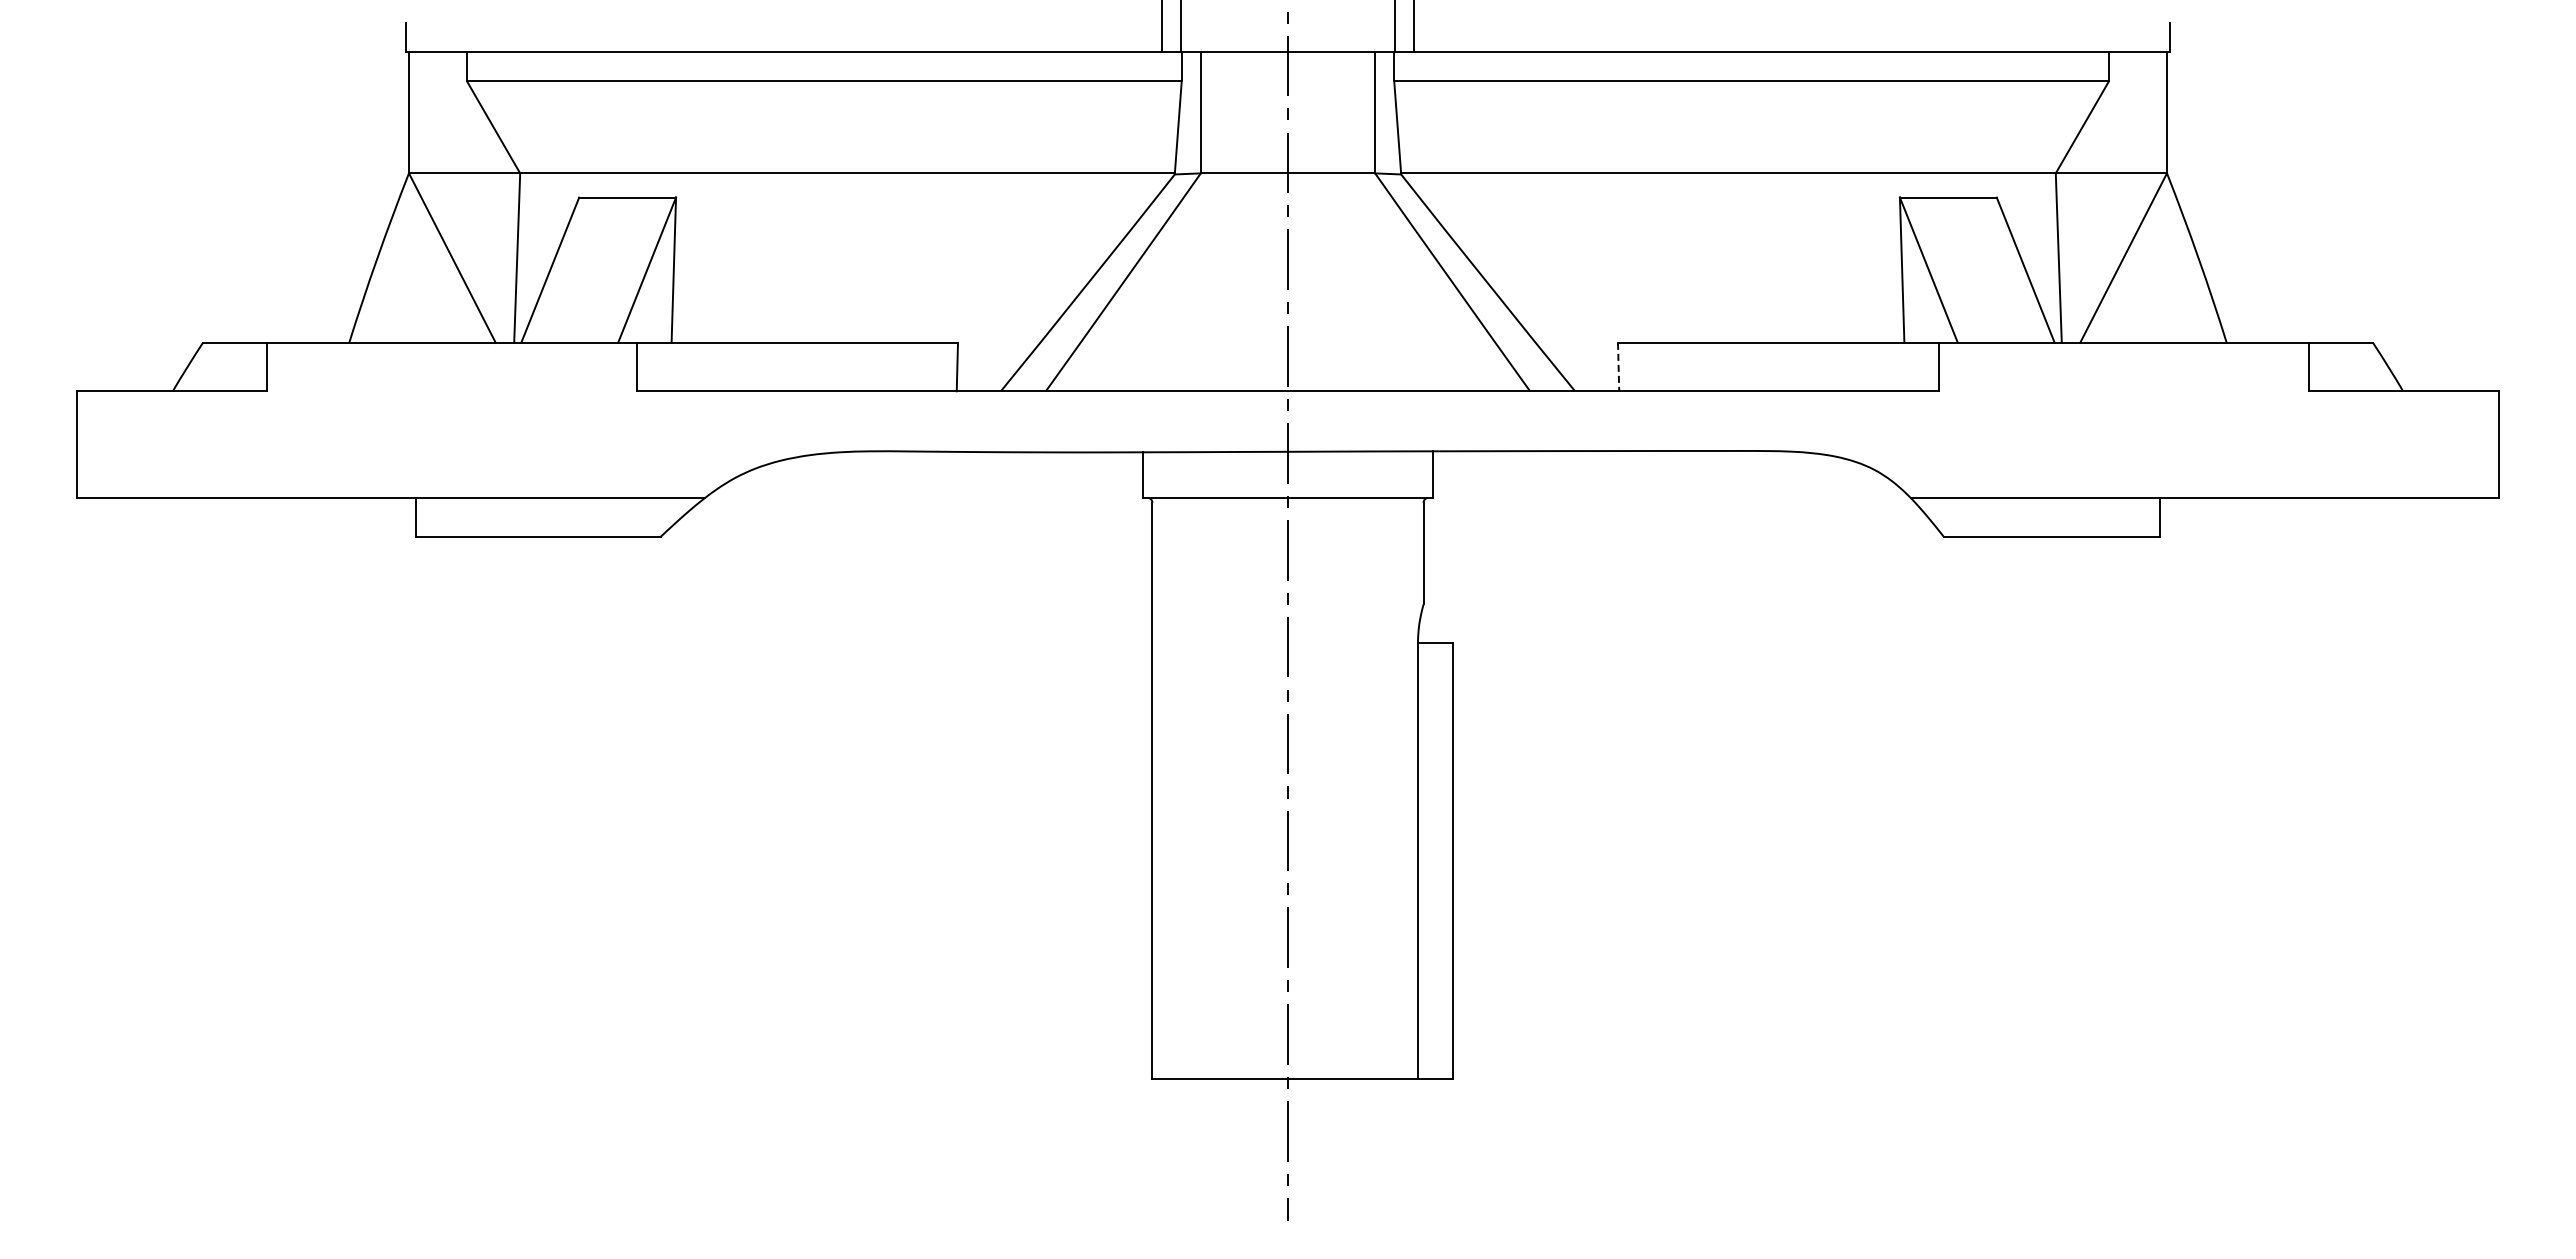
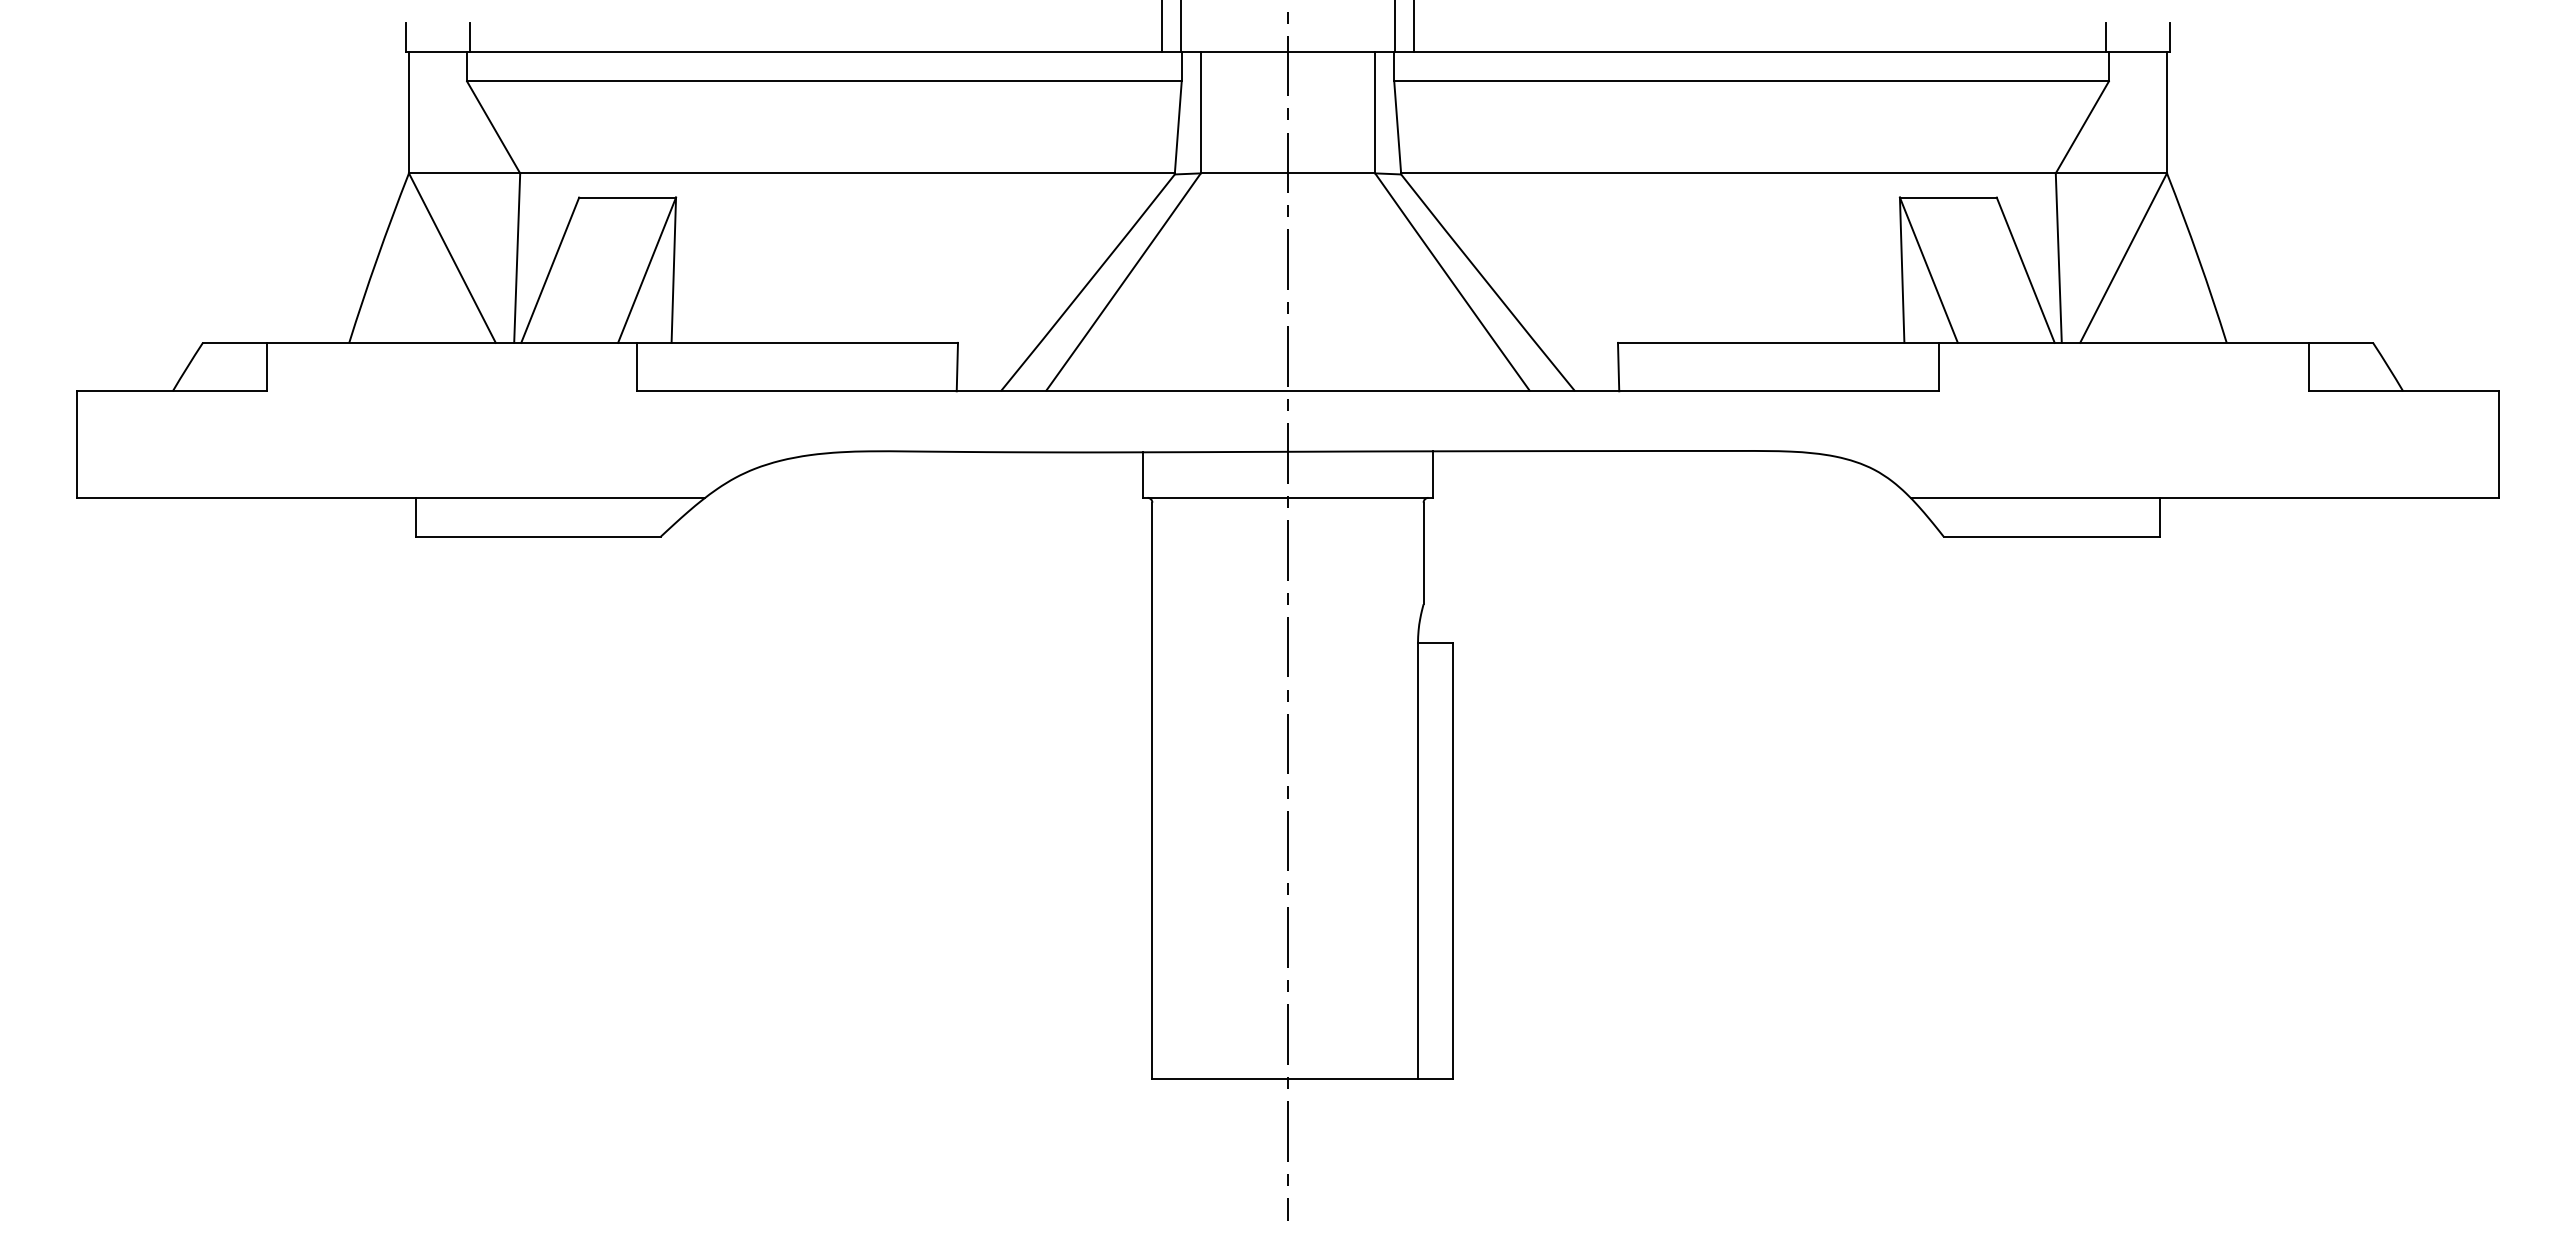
line: none -> present (469, 37)
line: none -> present (2106, 37)
line: dashed -> solid (1618, 367)
